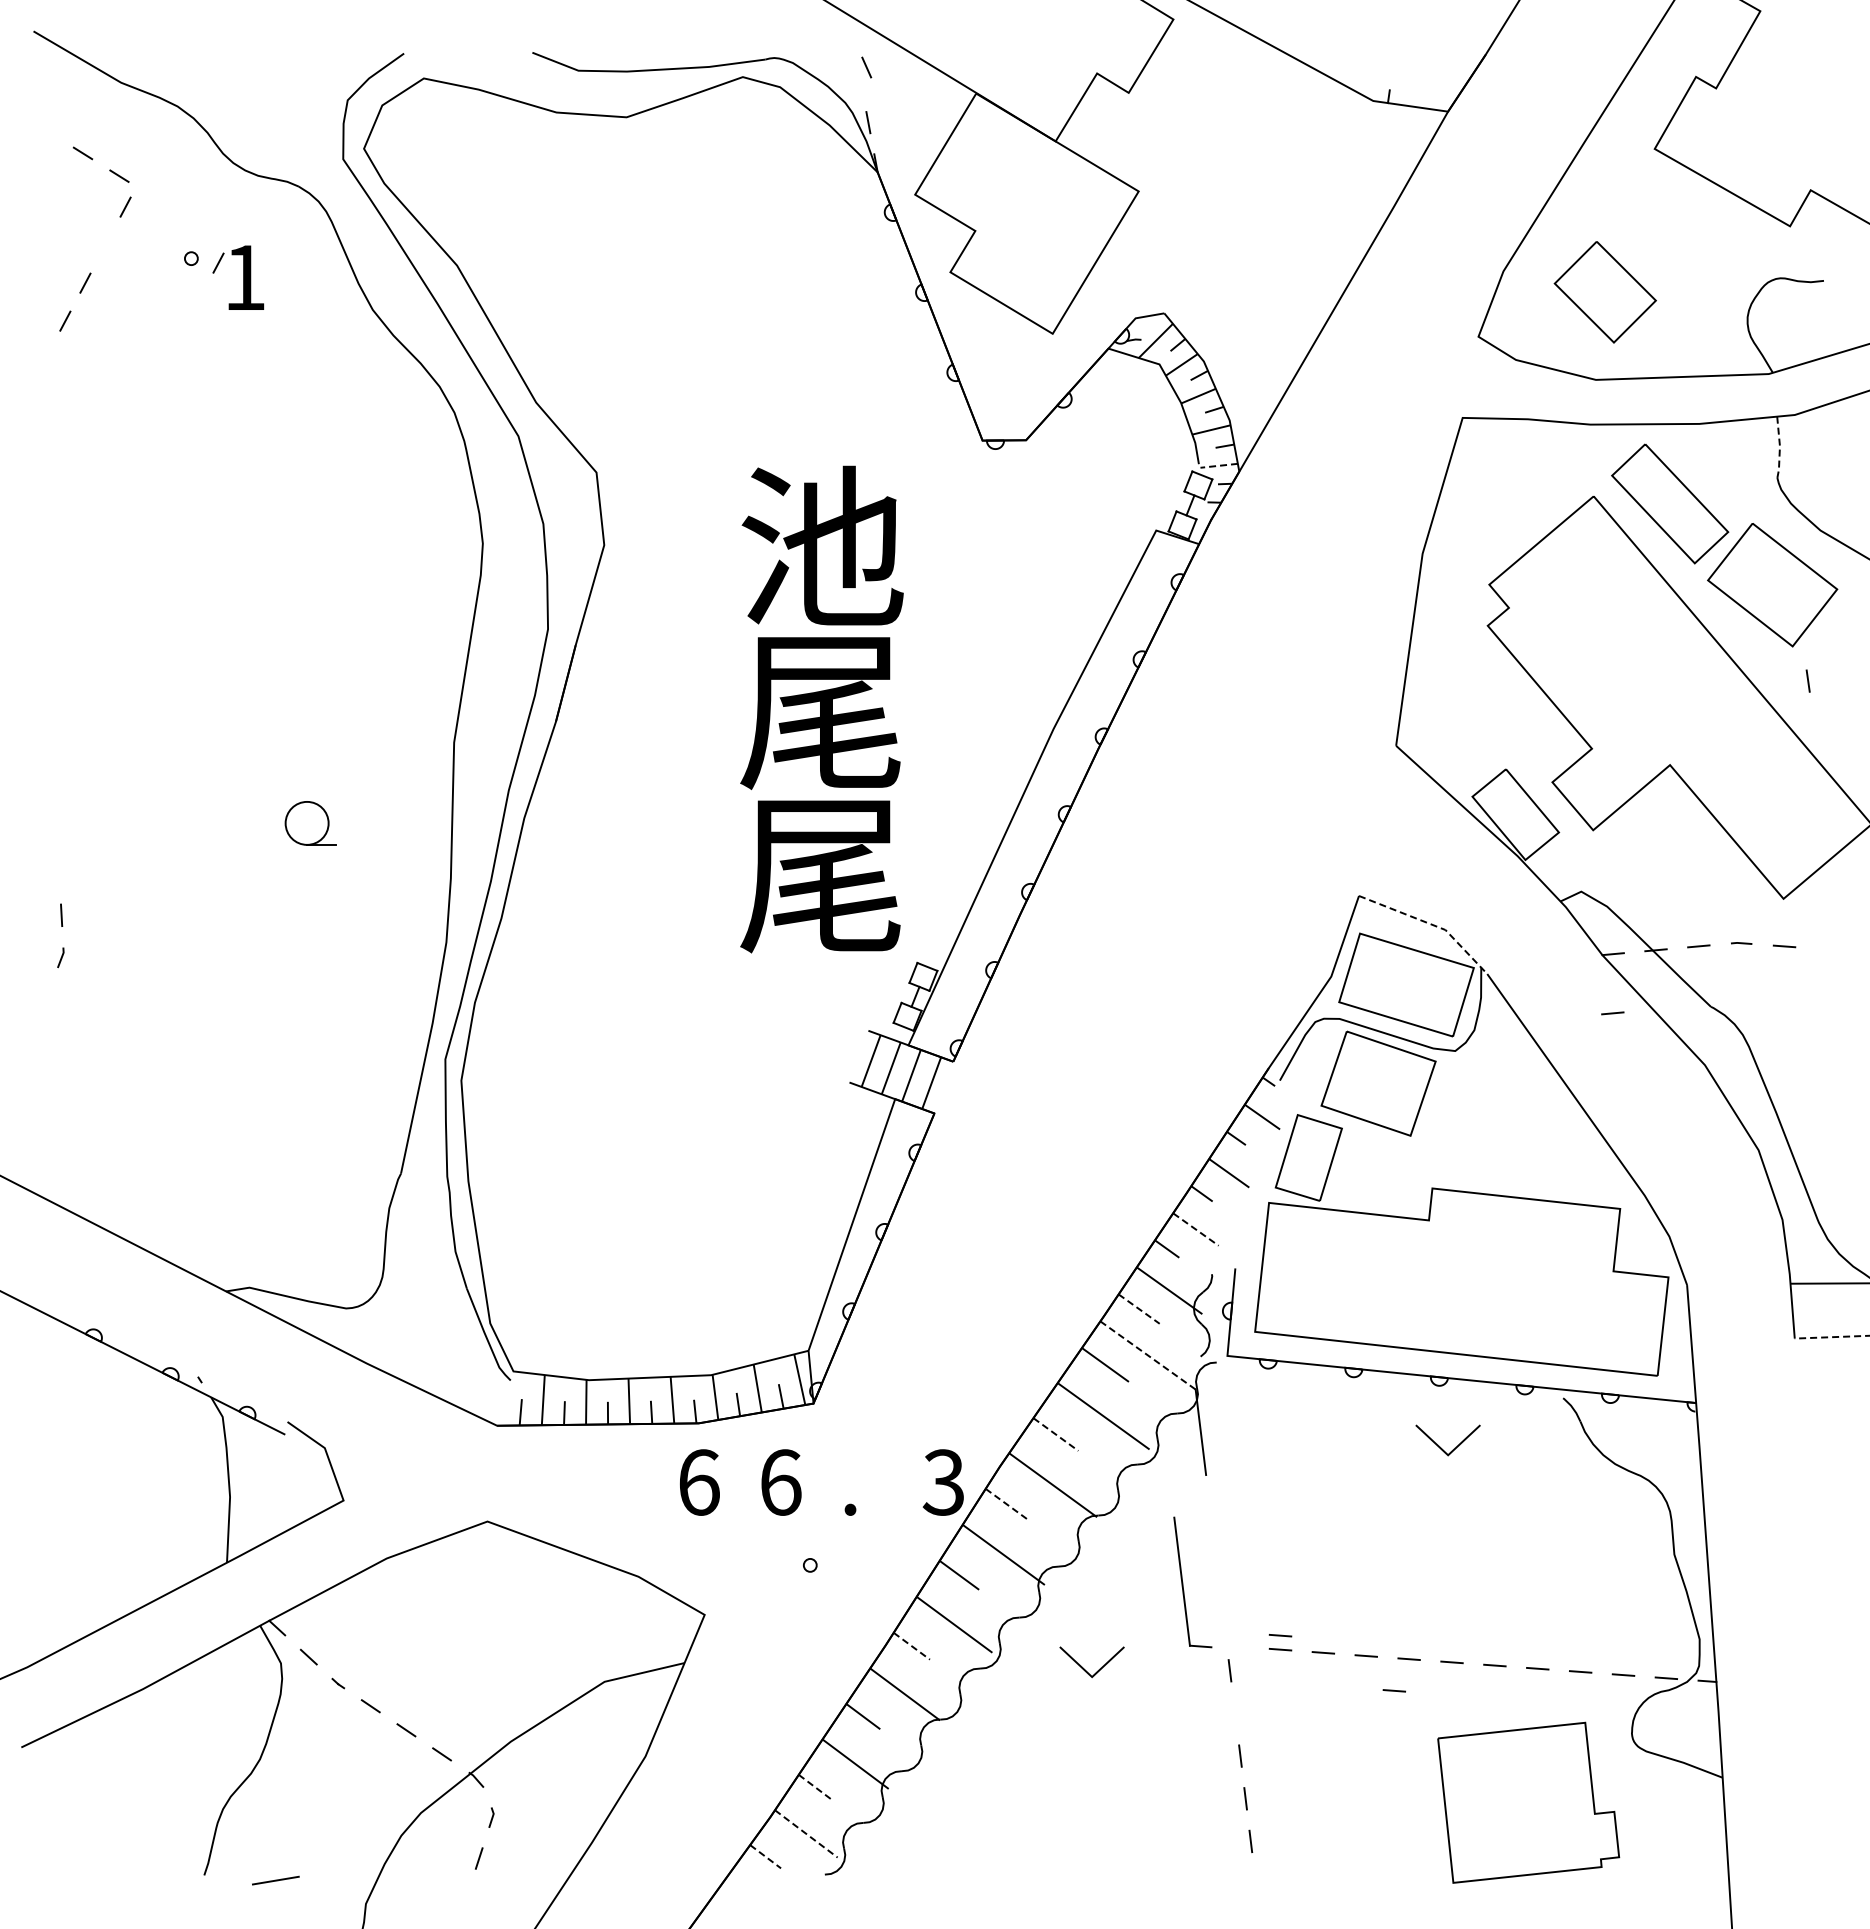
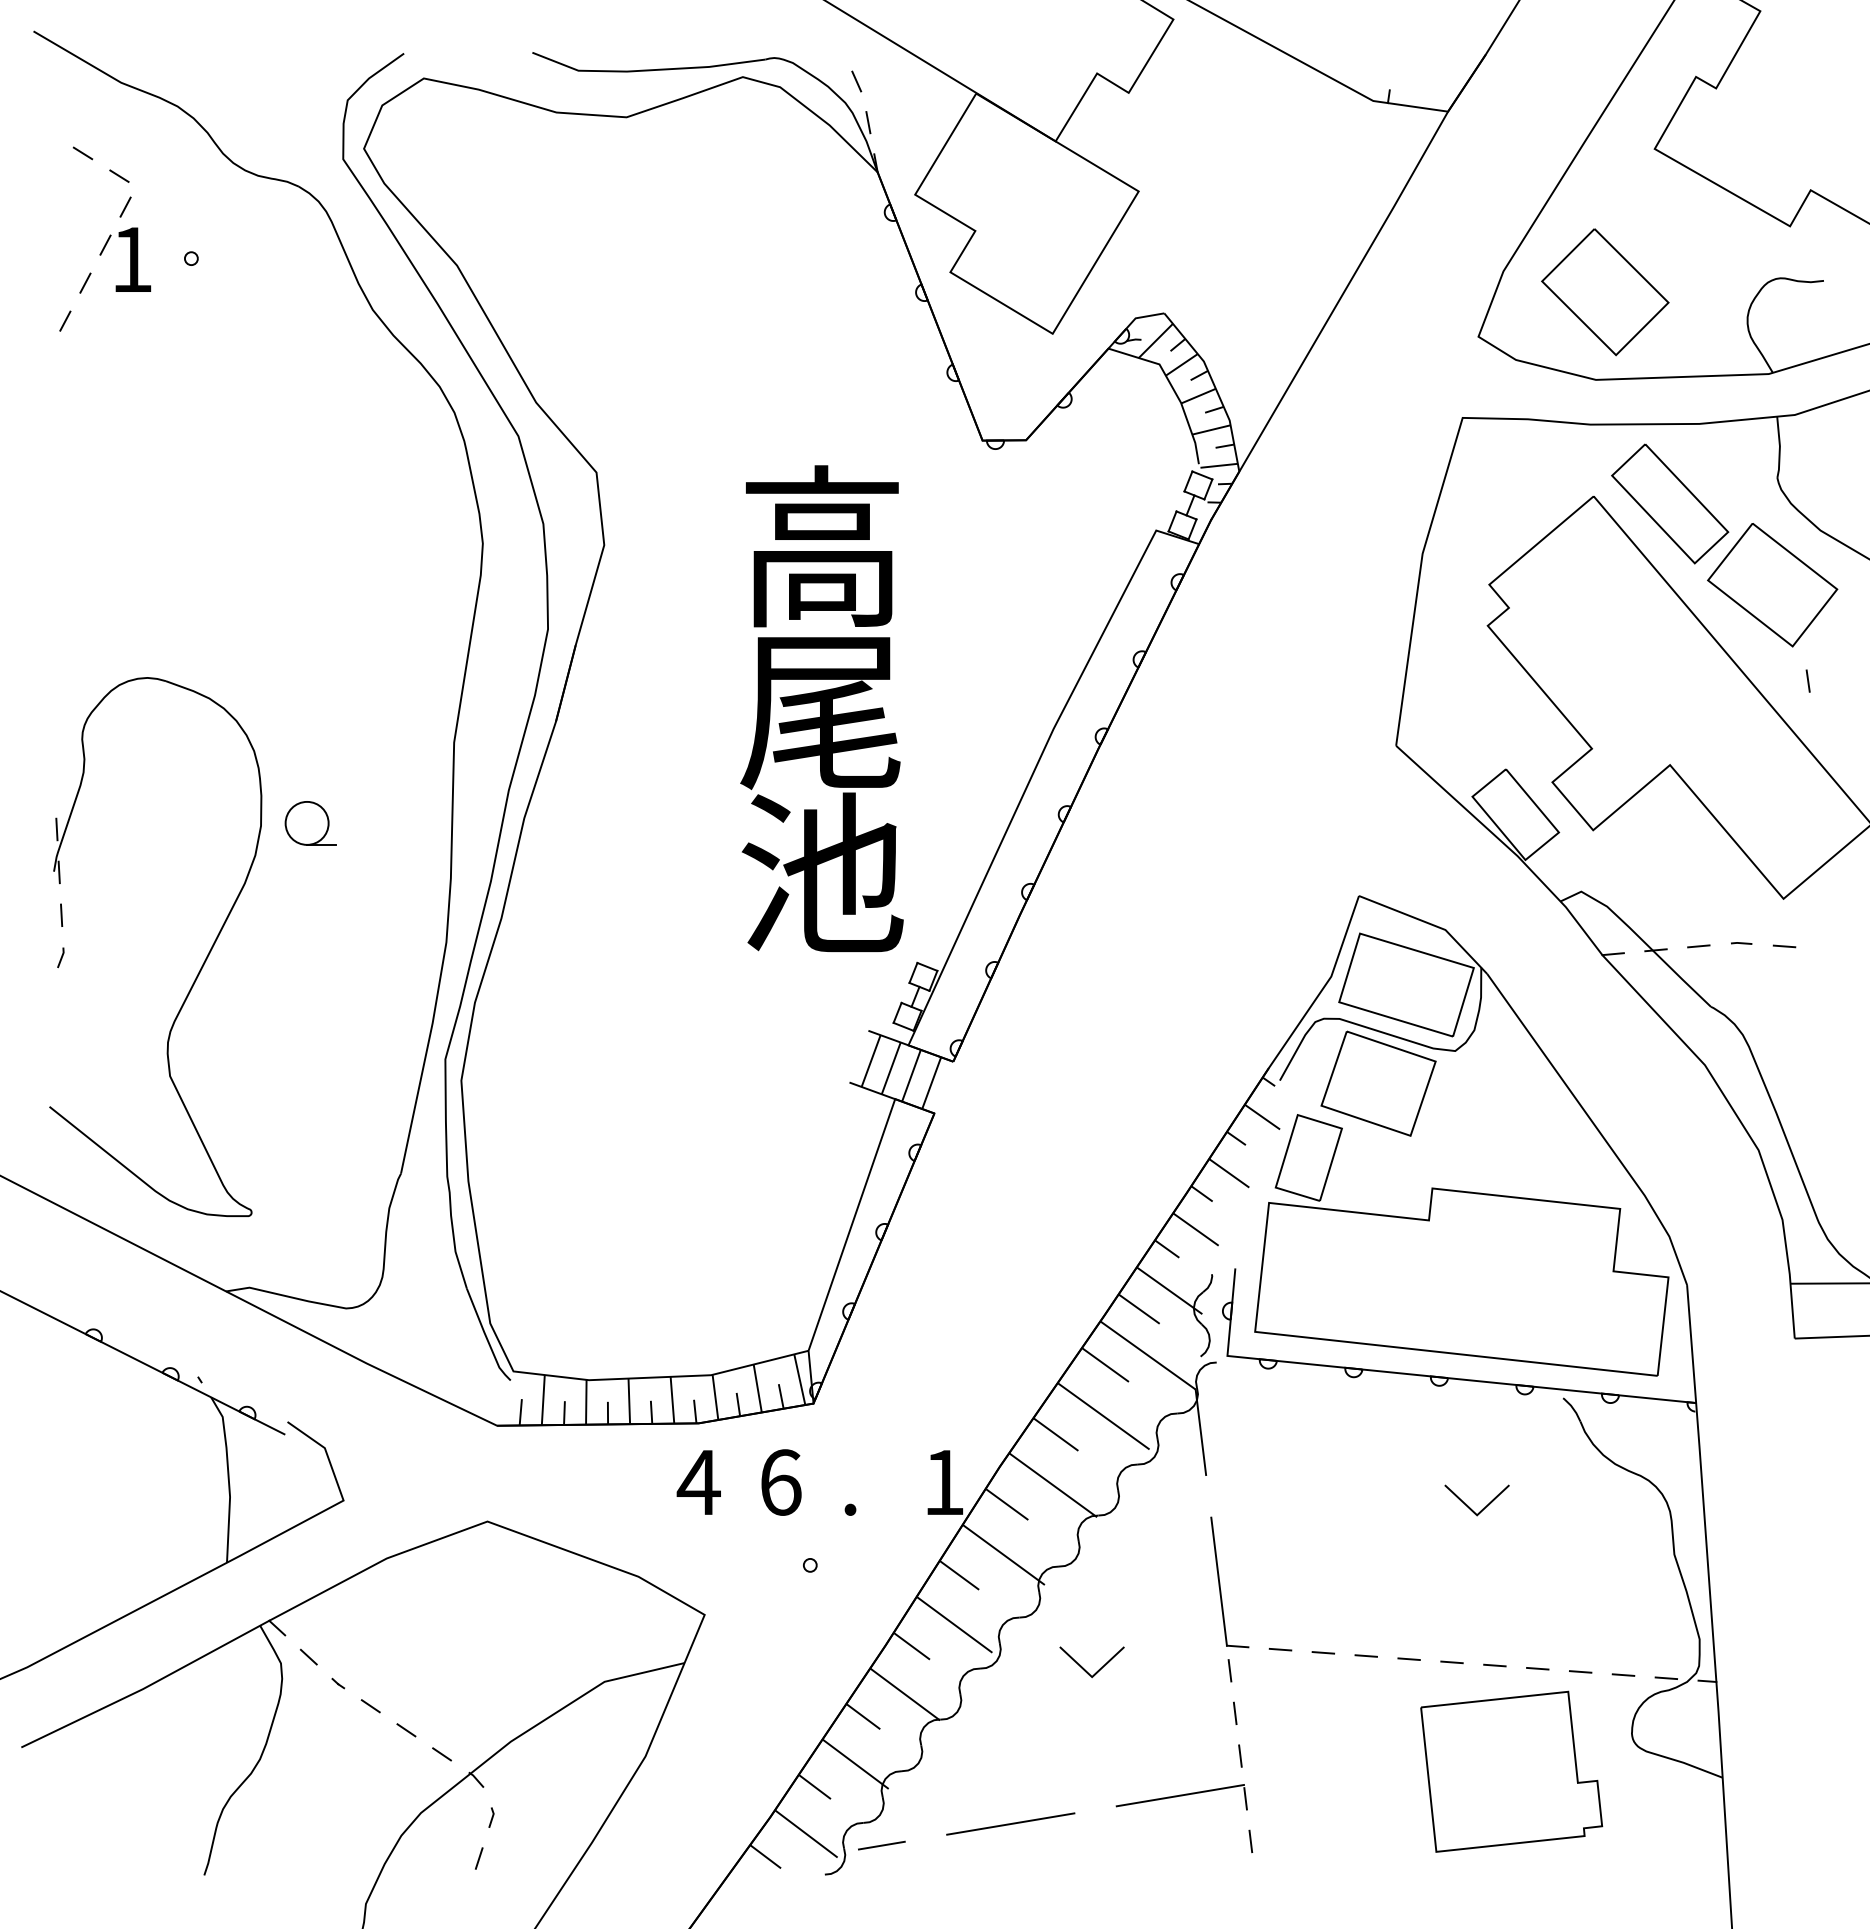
line position: (866, 67) -> (856, 81) (856, 81)
part position: (238, 277) -> (125, 259) (125, 259)
part size: 104x103 px -> 129x129 px (1605, 292)
line: dashed -> solid (1779, 448)
line: dashed -> solid (1219, 465)
text: 池 -> 高 (822, 546)
text: 尾 -> 池 (821, 872)
line: dashed -> solid (1431, 924)
part: none -> present (200, 968)
line: present -> none (1612, 1013)
line: dashed -> solid (1195, 1229)
line: dashed -> solid (1139, 1309)
line: dashed -> solid (1831, 1337)
line: dashed -> solid (1148, 1355)
line: dashed -> solid (1055, 1434)
line position: (1440, 1446) -> (1469, 1506) (1469, 1506)
text: 6 -> 4 (698, 1482)
text: 3 -> 1 (942, 1482)
line: dashed -> solid (1007, 1504)
part position: (1183, 1582) -> (1220, 1582) (1220, 1582)
line: present -> none (1280, 1635)
line: dashed -> solid (911, 1646)
line: present -> none (1393, 1690)
line: none -> present (1235, 1712)
line: dashed -> solid (815, 1787)
line: none -> present (1179, 1795)
part position: (1528, 1802) -> (1511, 1771) (1511, 1771)
line: none -> present (1010, 1823)
line: dashed -> solid (806, 1834)
line: dashed -> solid (766, 1857)
line position: (275, 1880) -> (881, 1845) (881, 1845)
